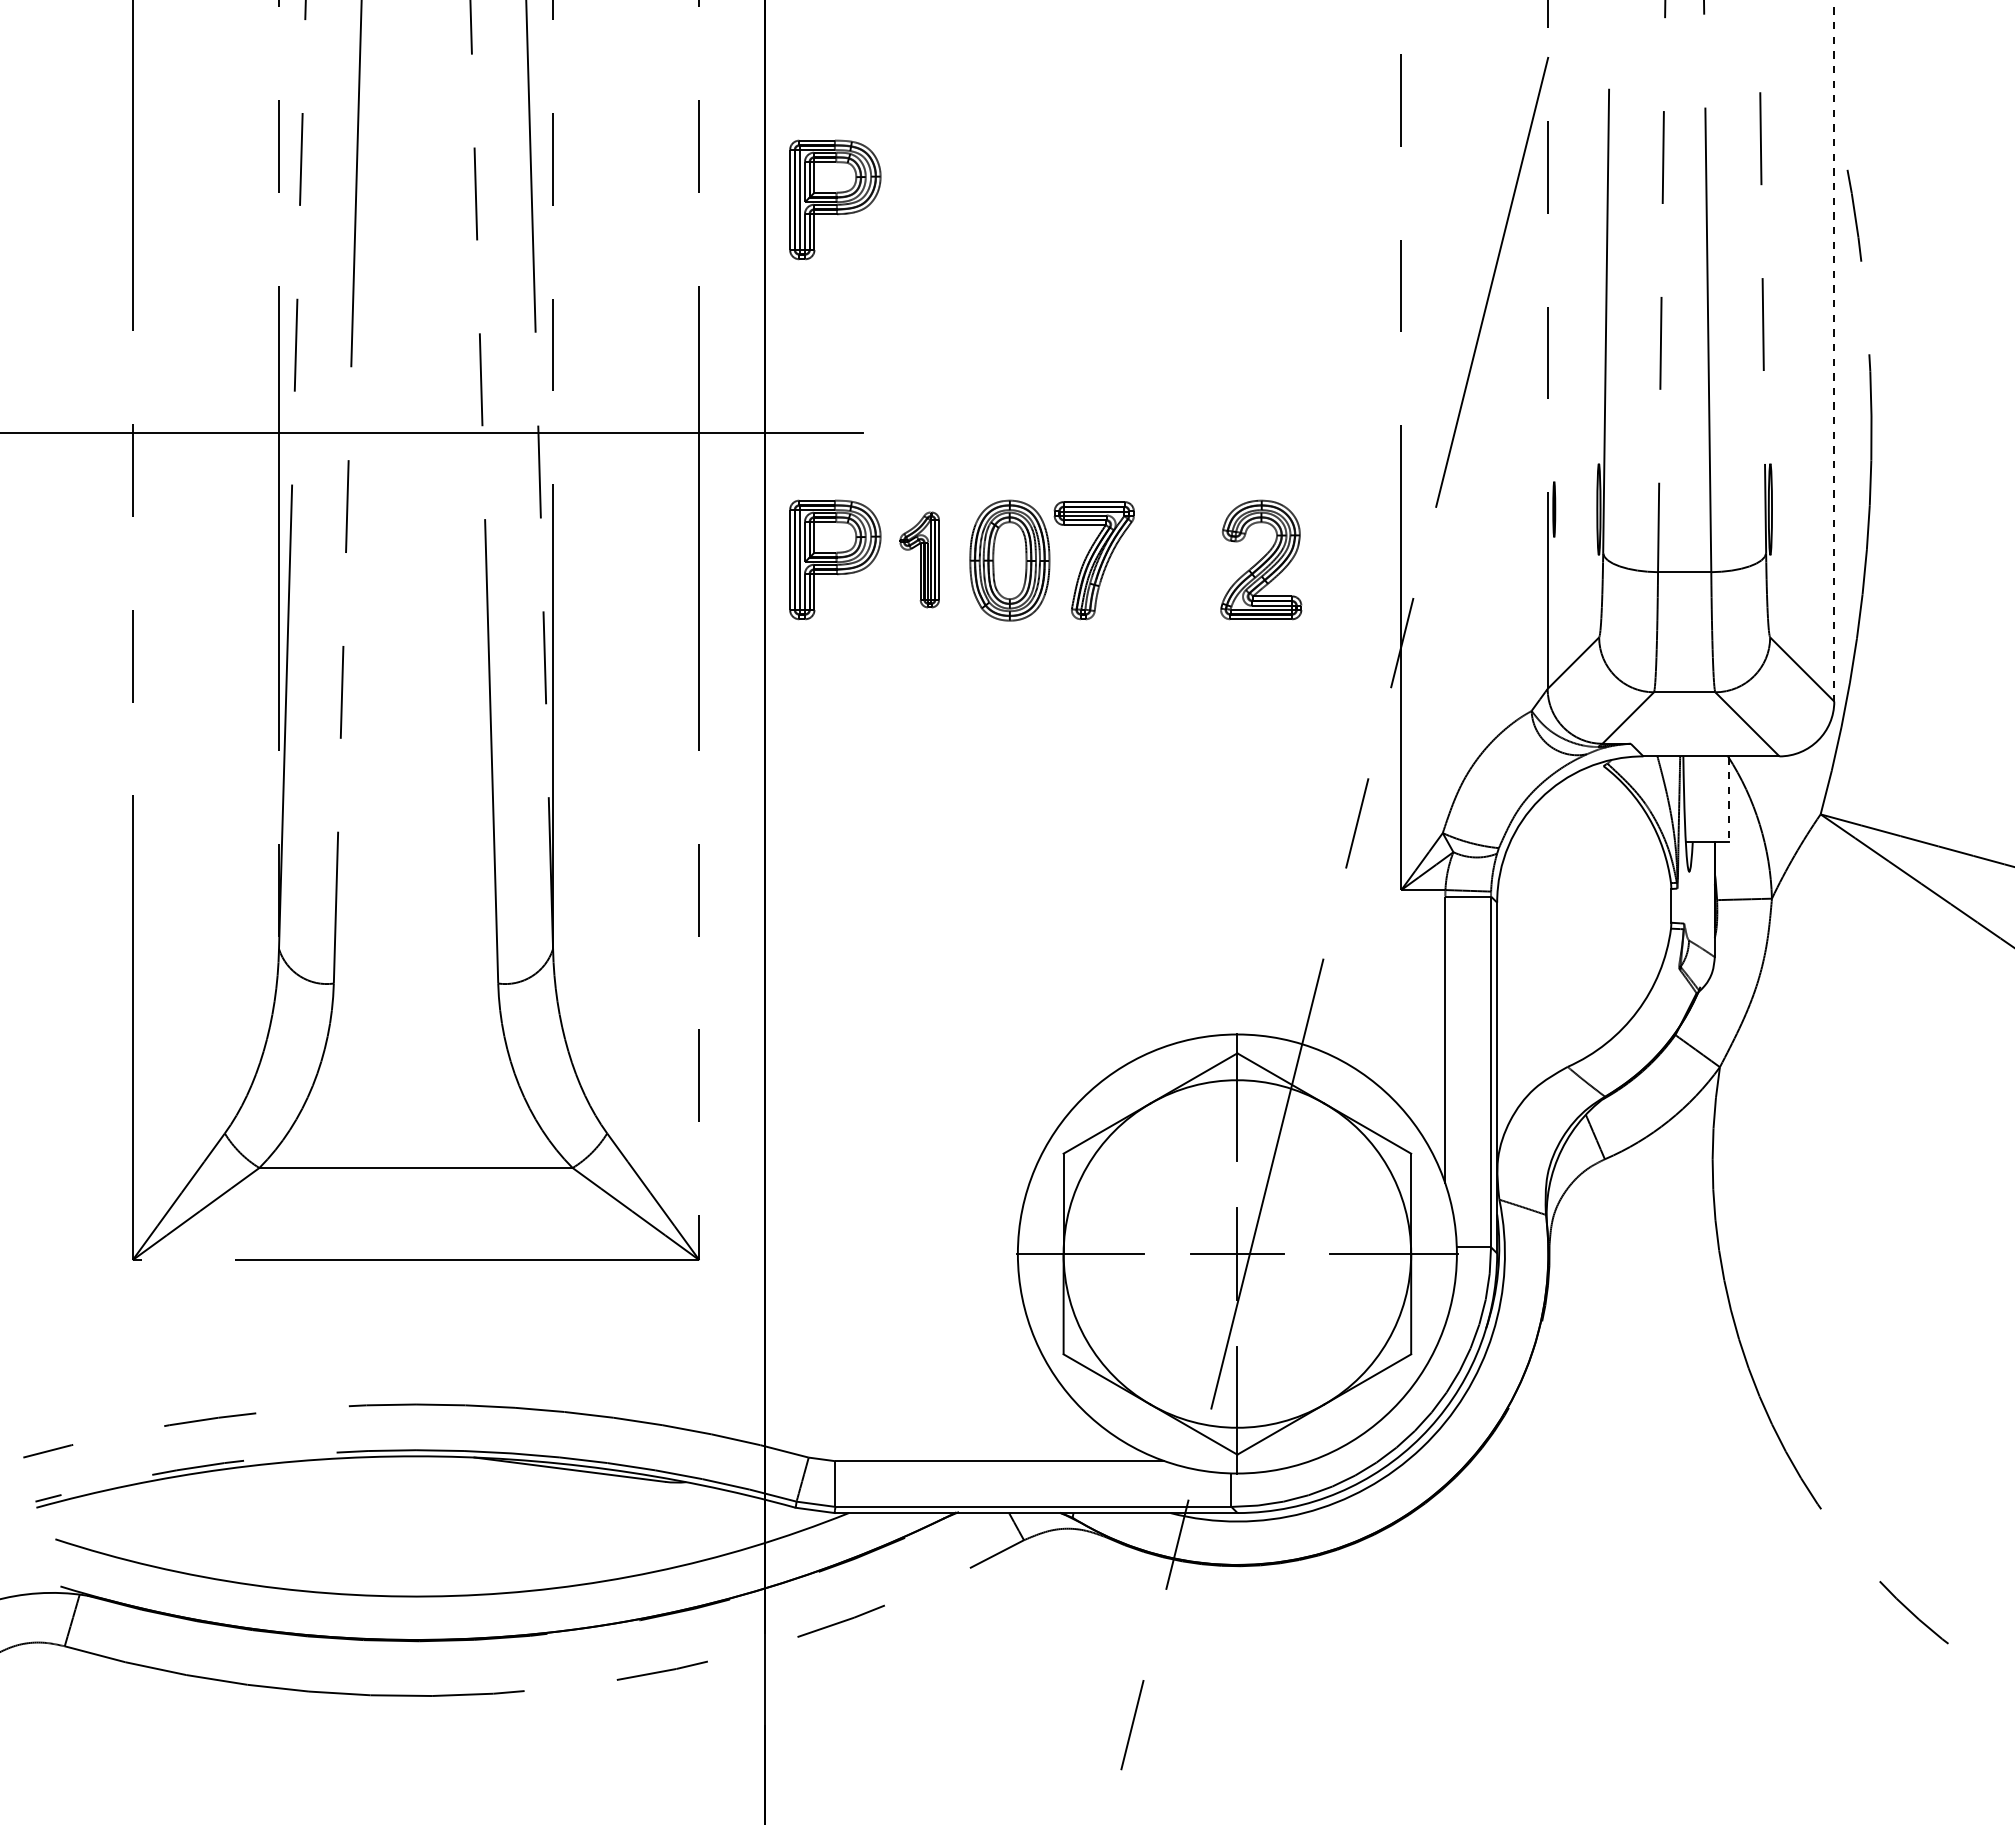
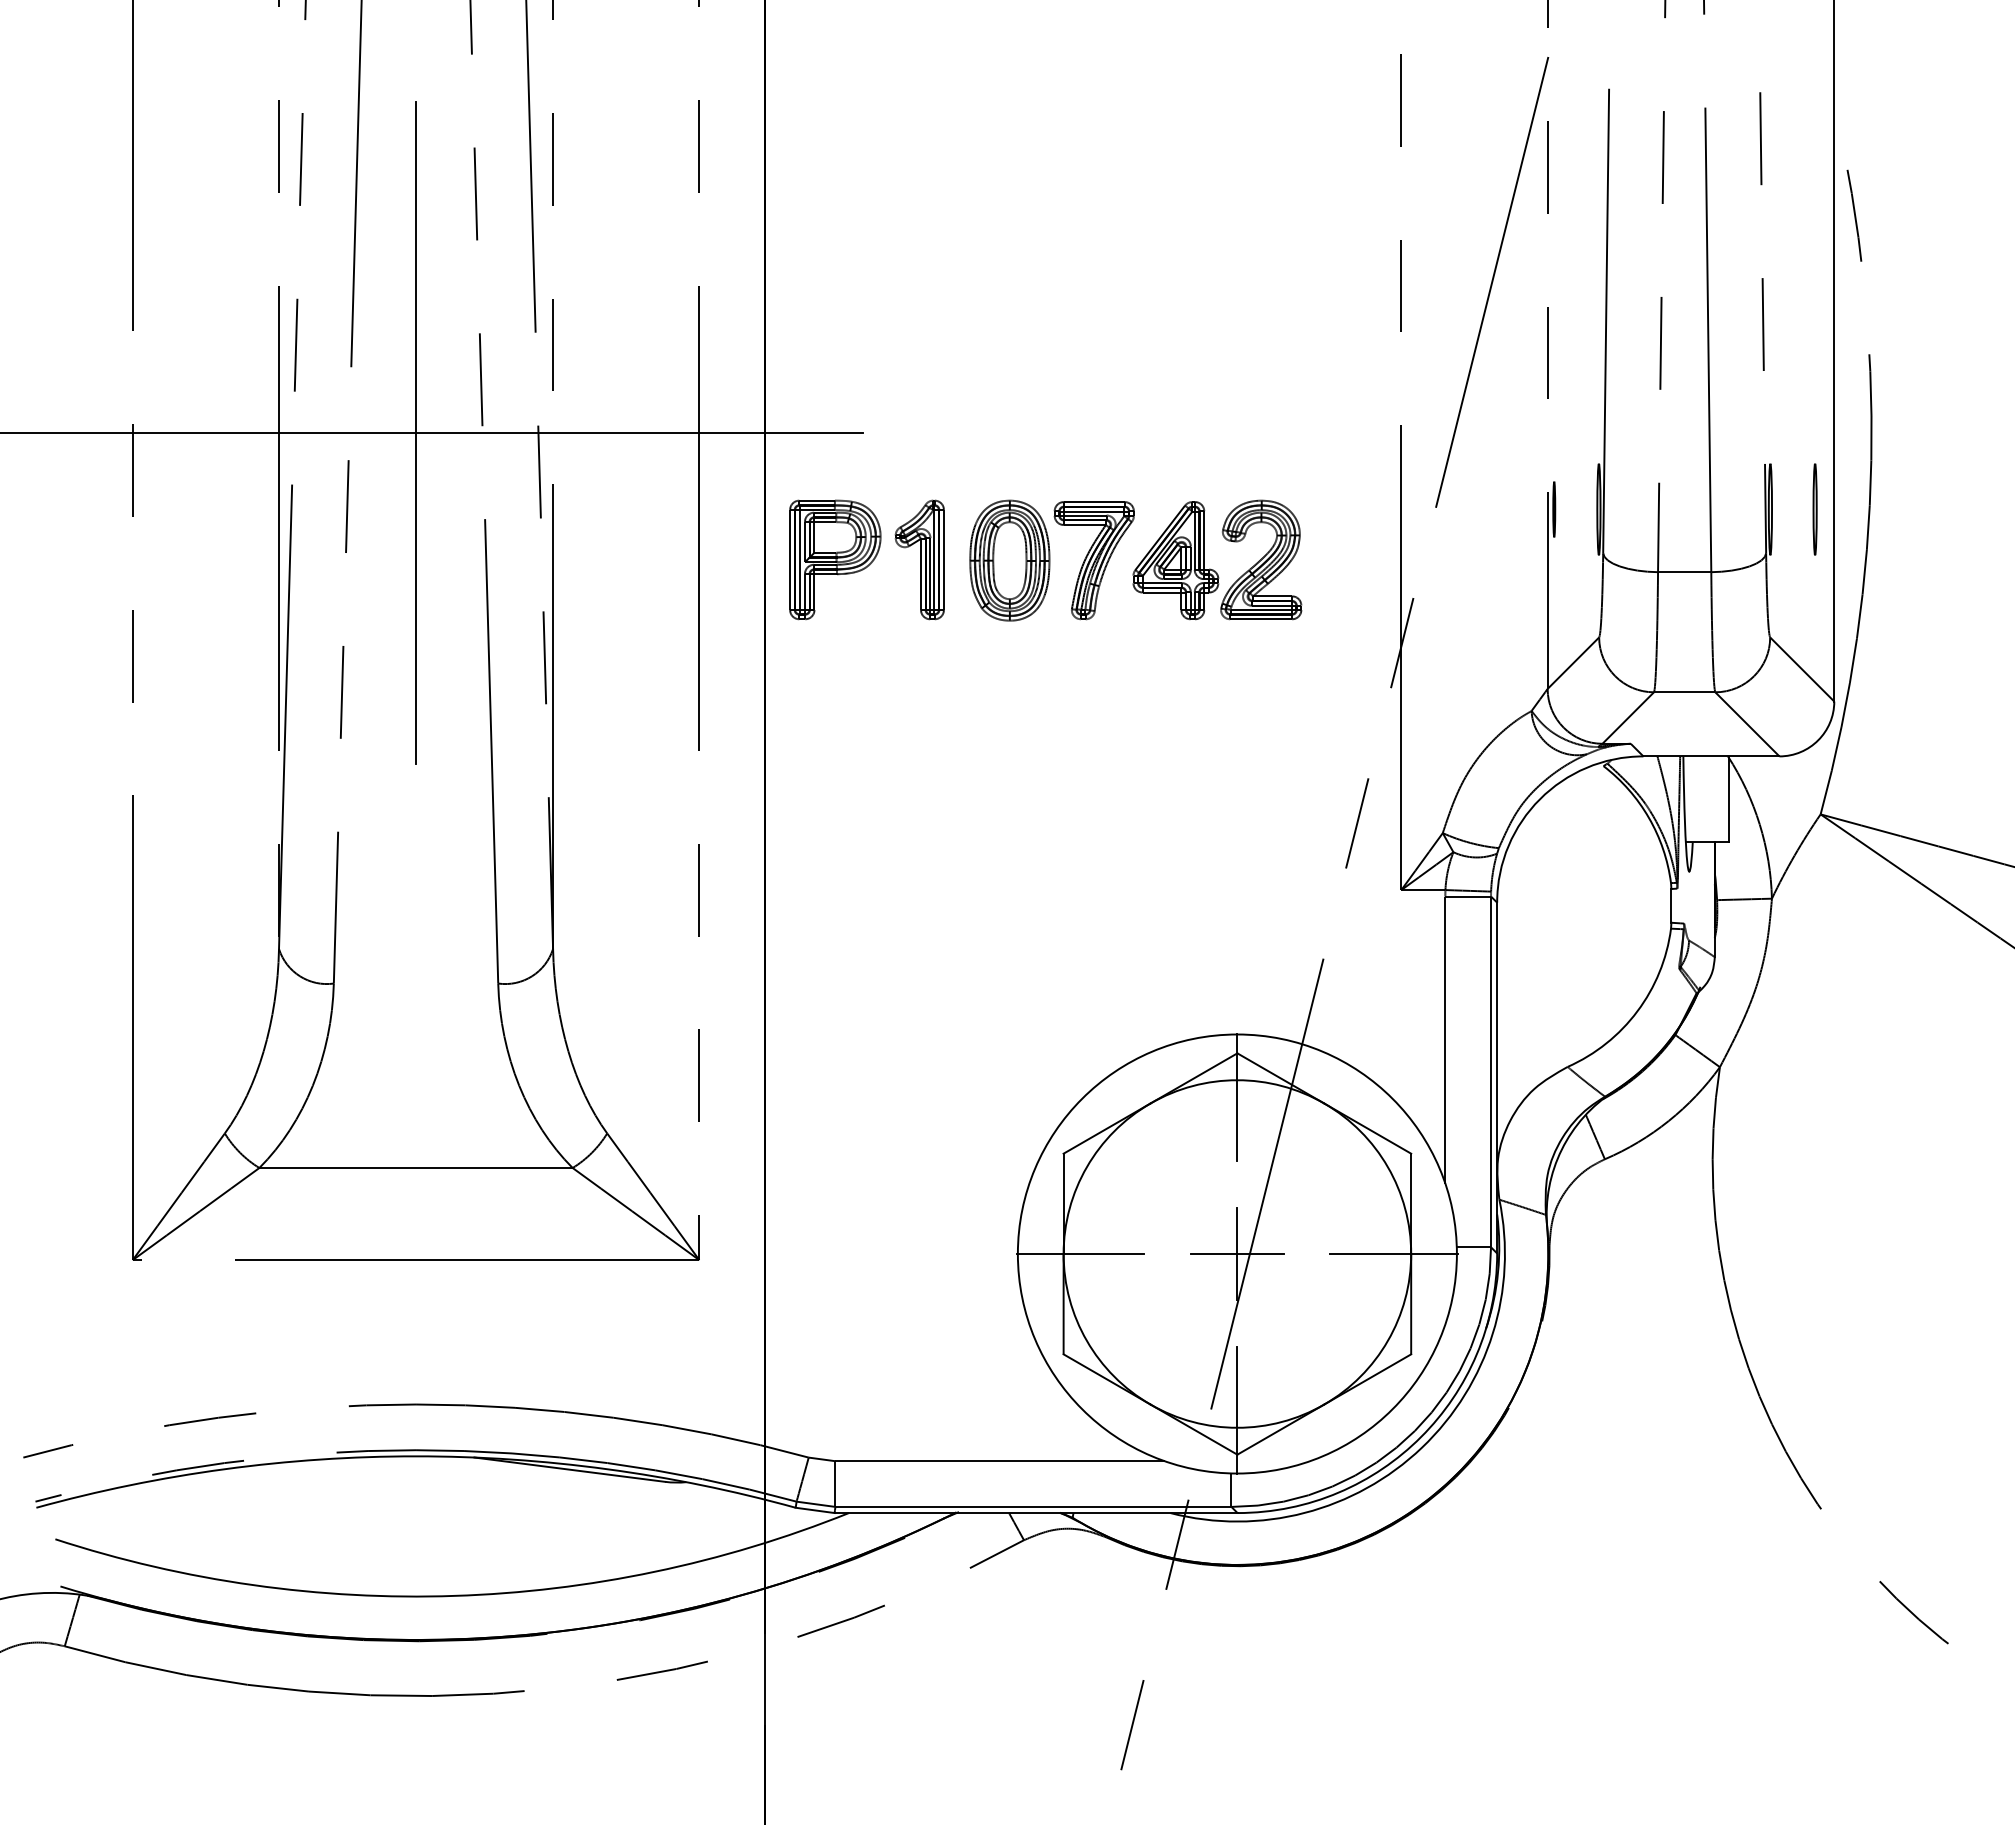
part: present -> none (835, 199)
line: dashed -> solid (1834, 350)
line: none -> present (416, 432)
part: none -> present (1814, 509)
part size: 41x98 px -> 51x122 px (919, 559)
part: none -> present (1175, 560)
line: dashed -> solid (1728, 800)
